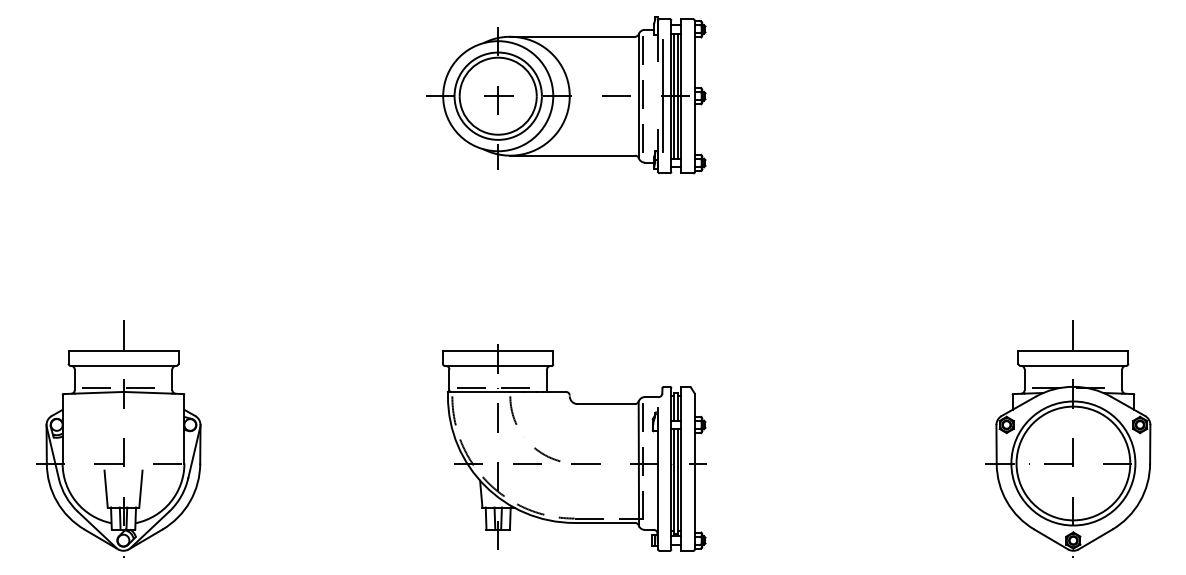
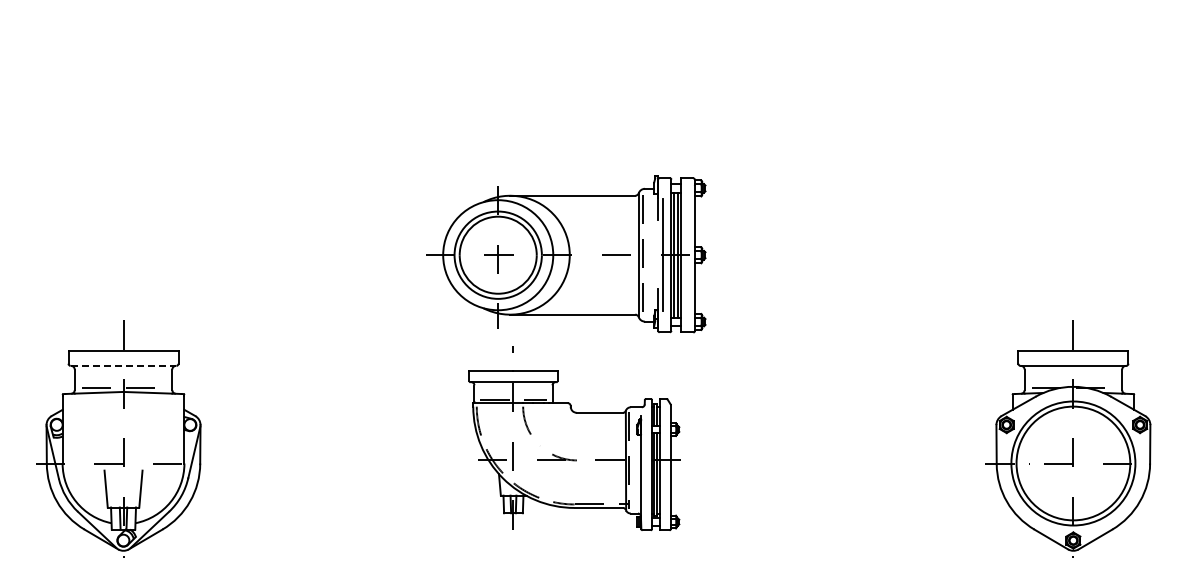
part position: (566, 95) -> (566, 254) (566, 254)
line: solid -> dashed (123, 365)
part size: 265x208 px -> 213x162 px (574, 450)
